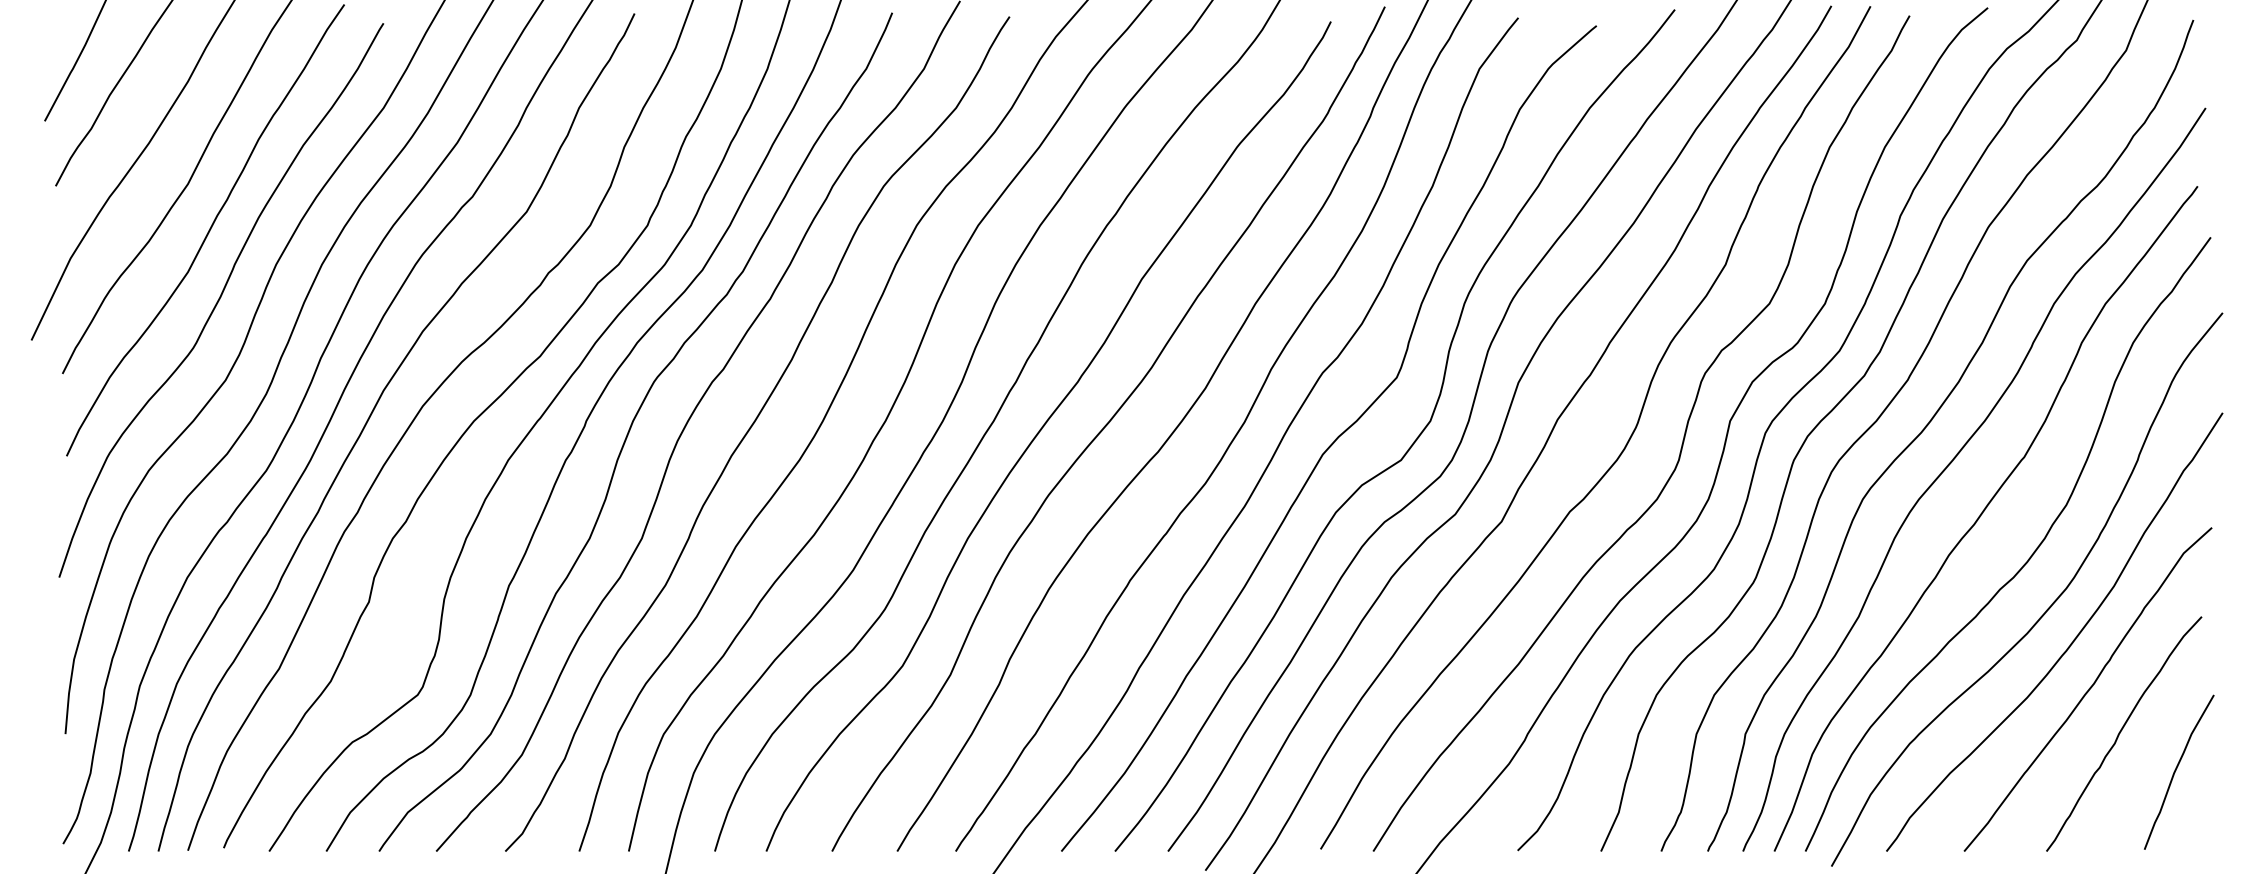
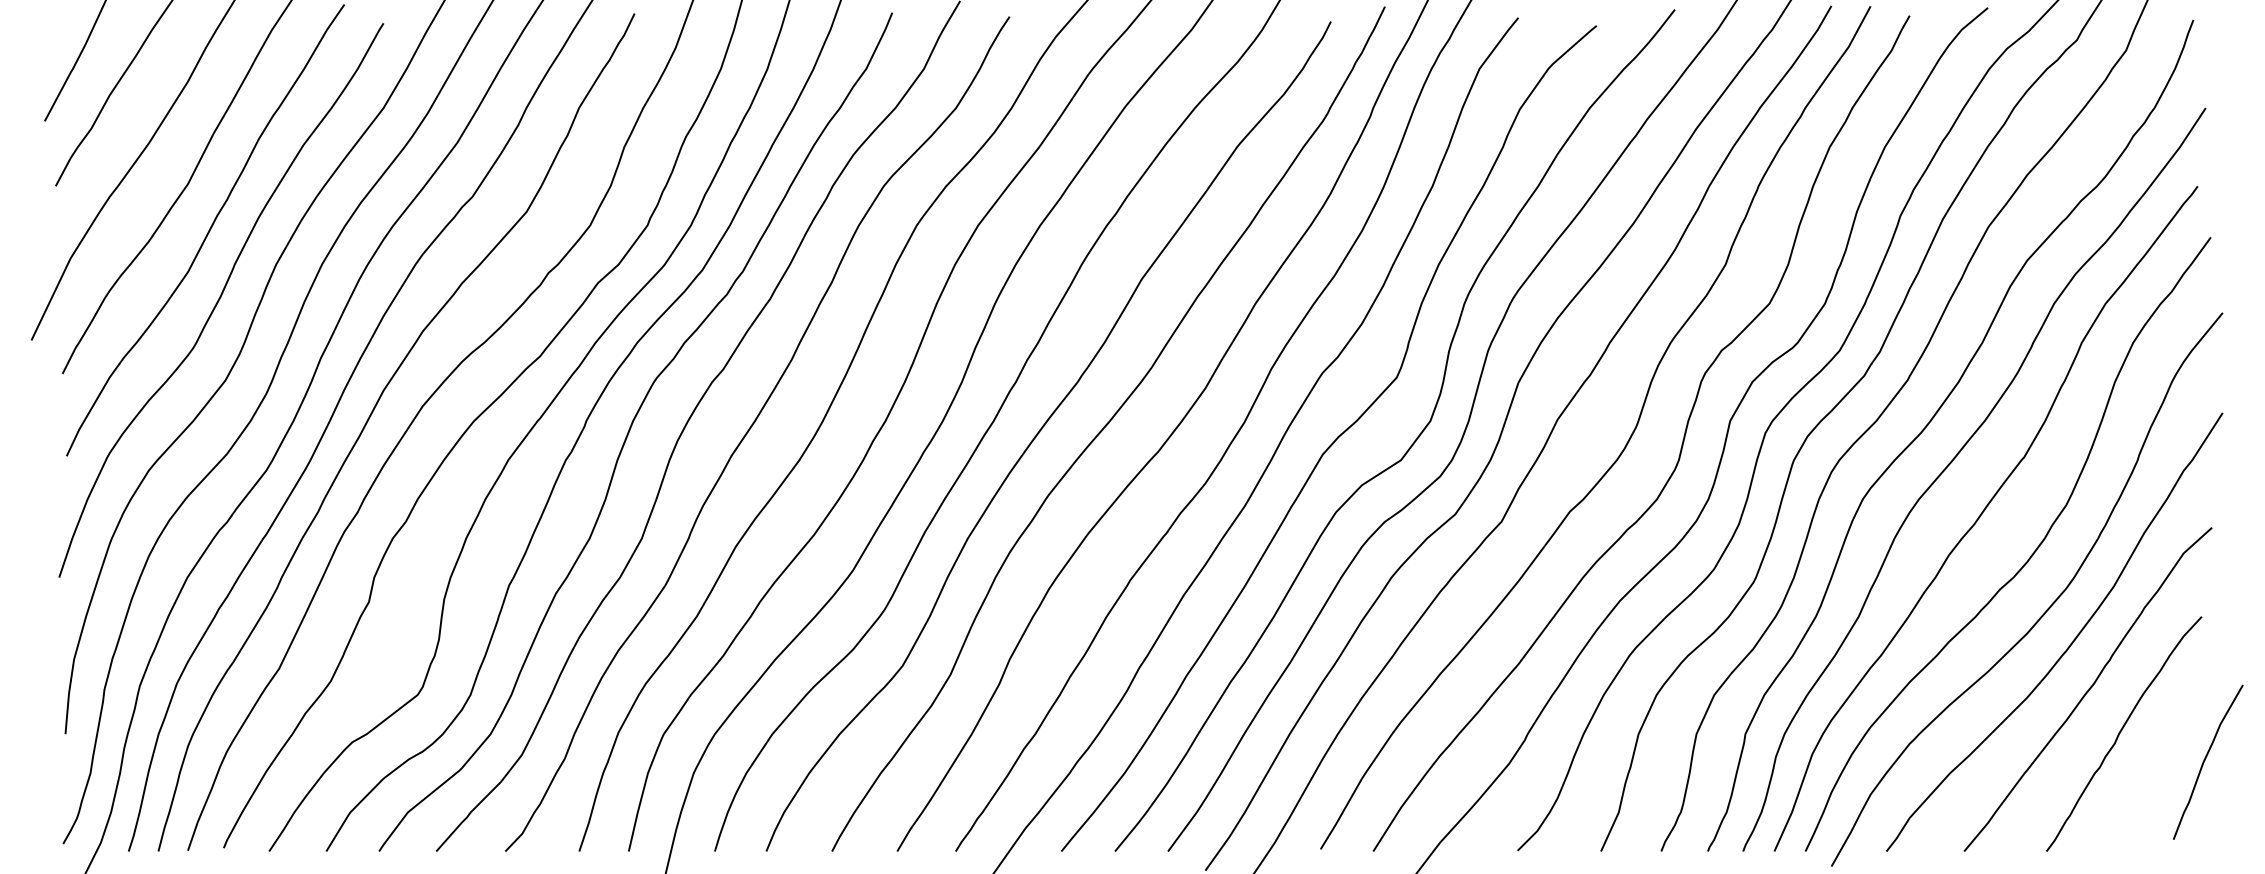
curve position: (2176, 770) -> (2205, 760) (2205, 760)
